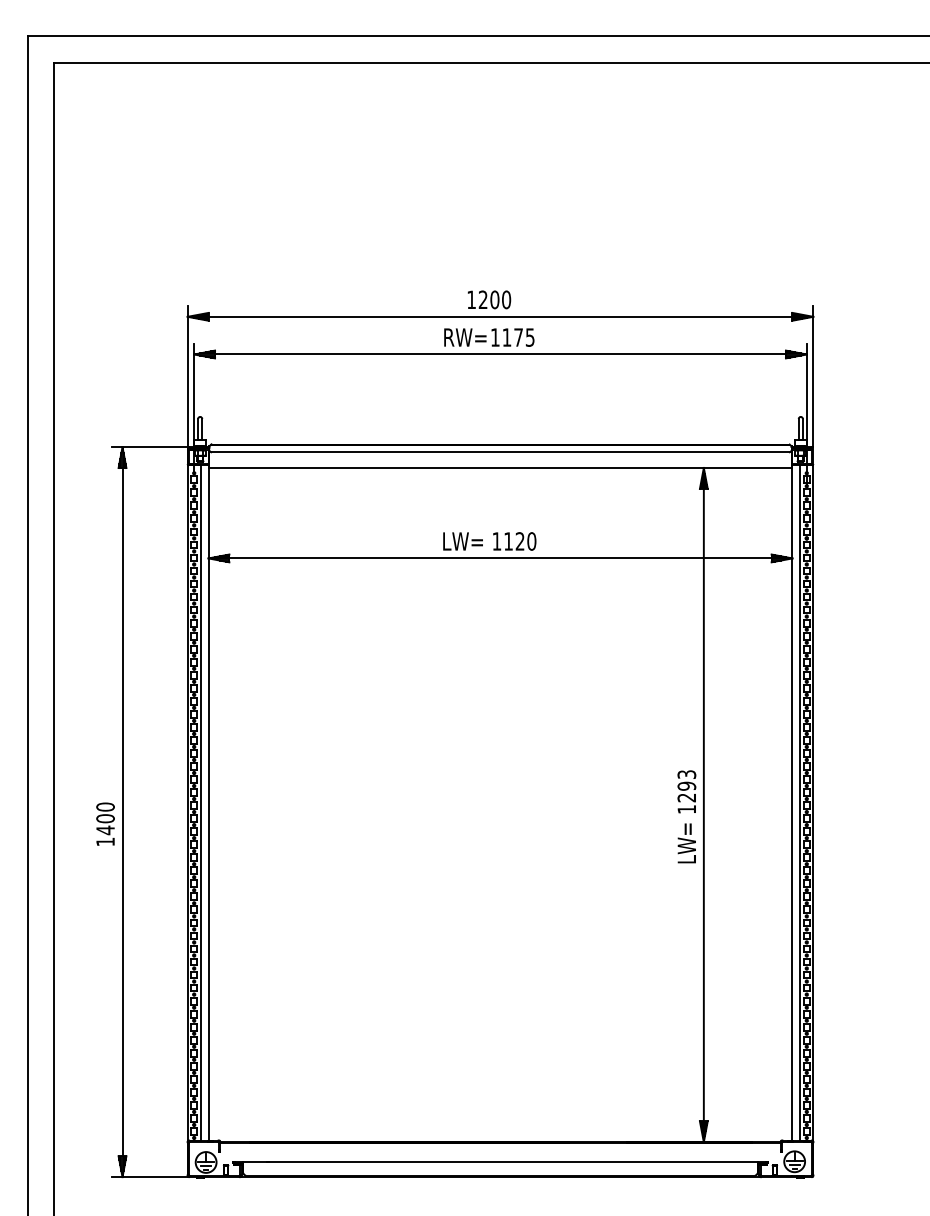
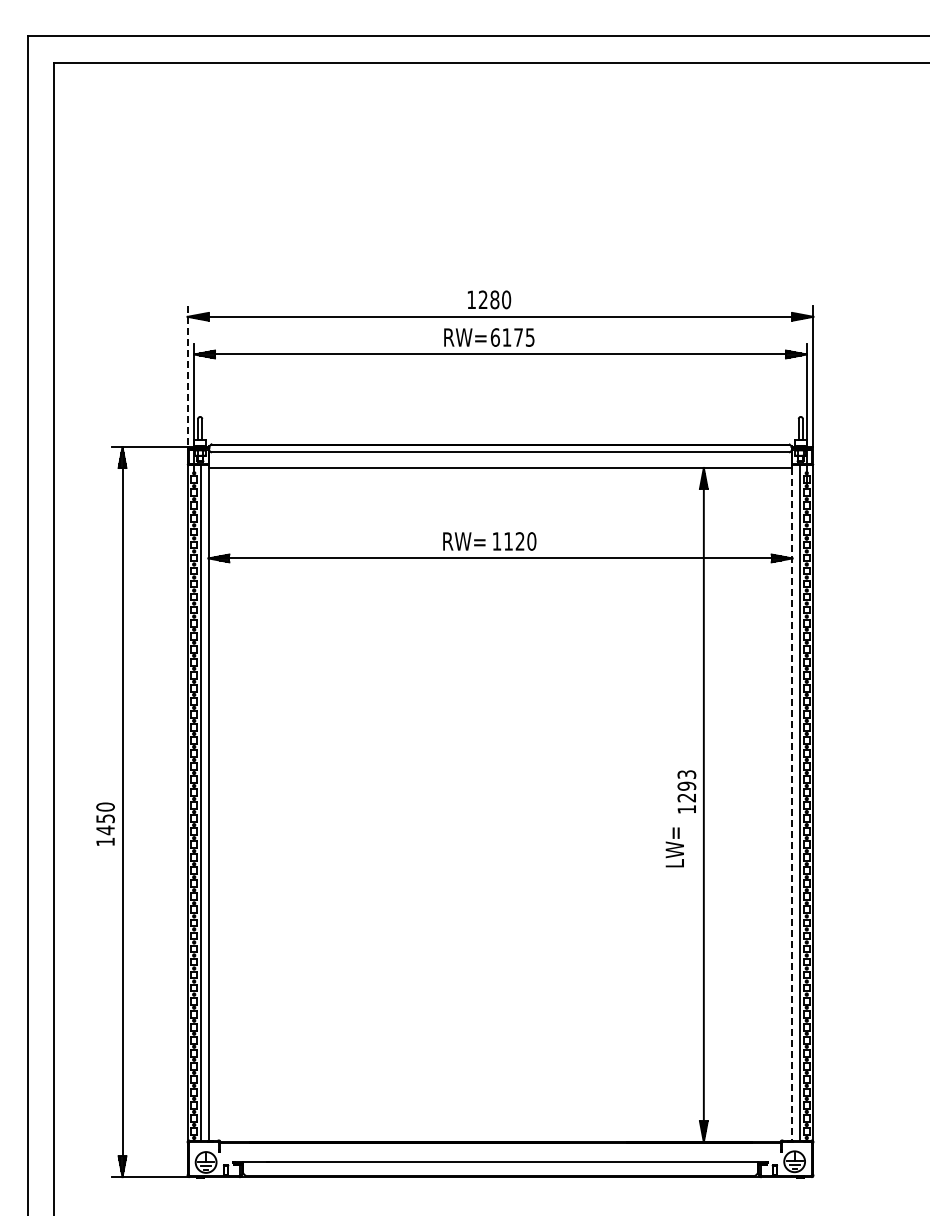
text: 1200 -> 1280 (494, 299)
text: 1175 -> 6175 (494, 337)
line: solid -> dashed (187, 377)
text: LW= -> RW= (465, 541)
line: solid -> dashed (792, 804)
text: 1400 -> 1450 (105, 818)
text position: (686, 843) -> (674, 847) (674, 847)
